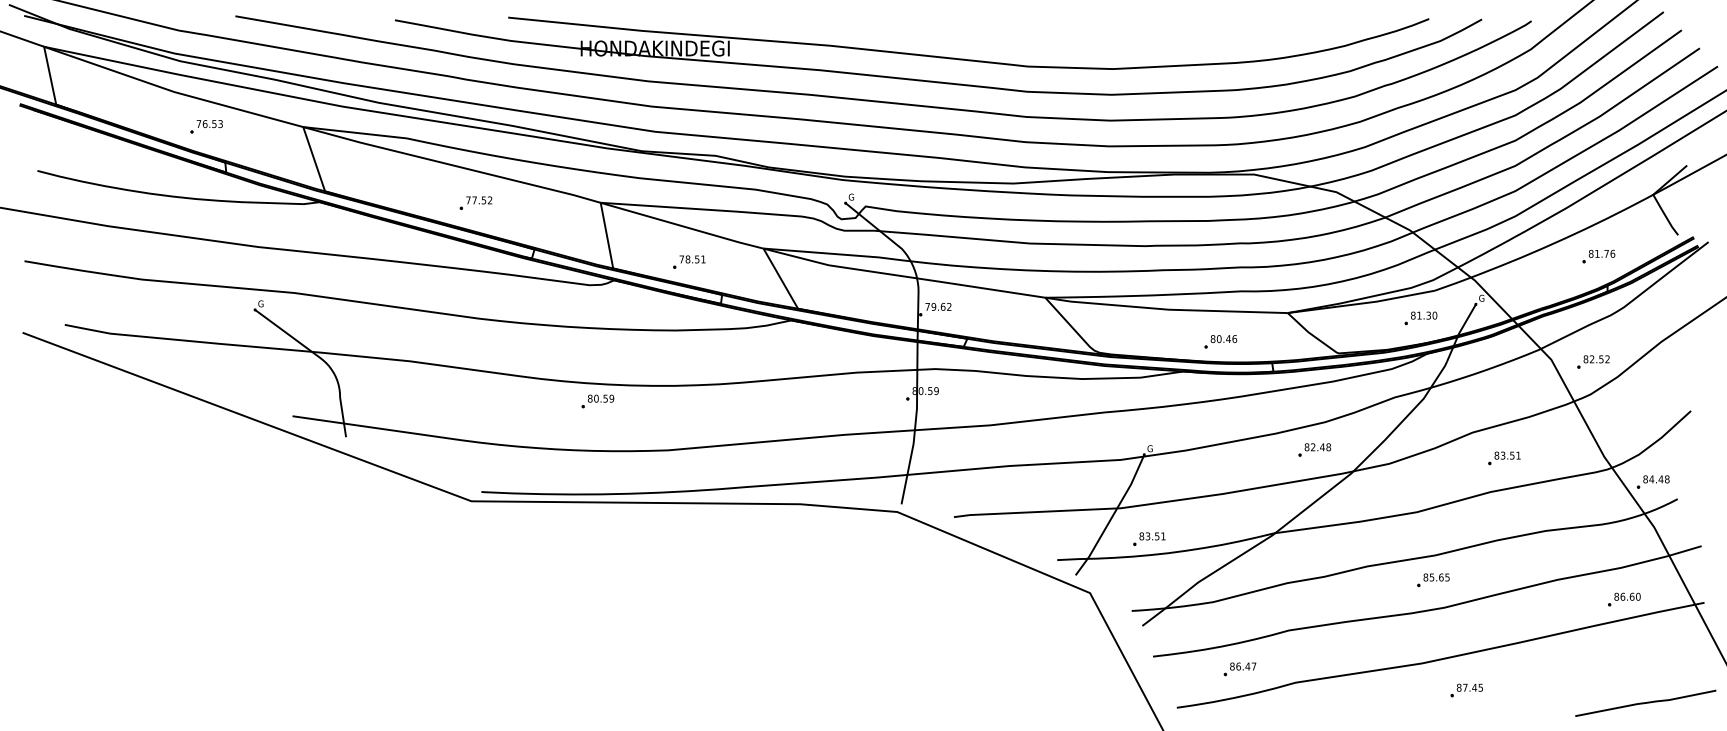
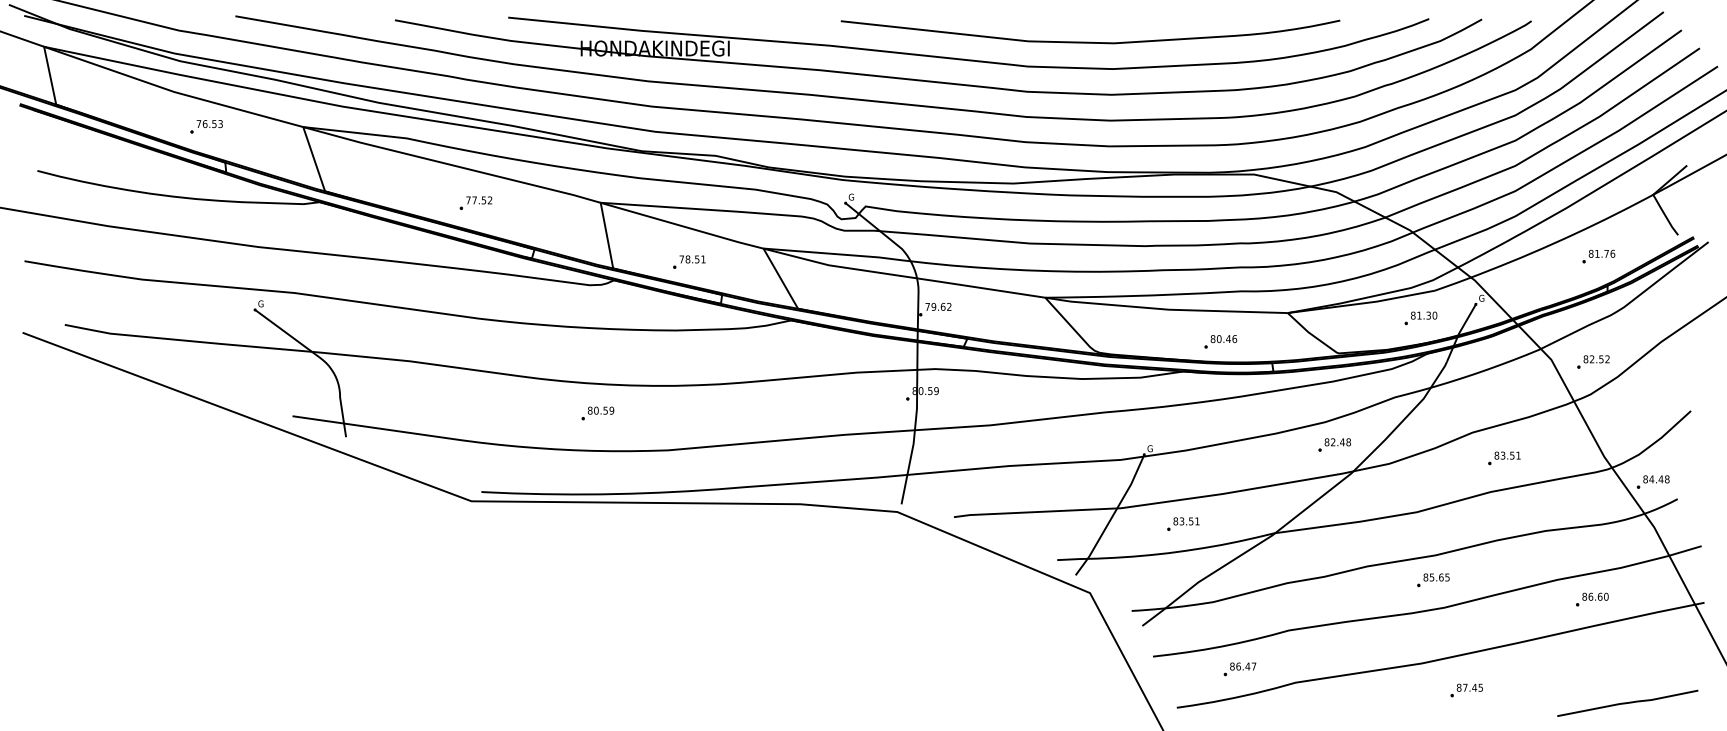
curve: none -> present (1090, 41)
part position: (597, 401) -> (597, 413) (597, 413)
part position: (1314, 449) -> (1334, 444) (1334, 444)
part position: (1149, 538) -> (1183, 523) (1183, 523)
part position: (1624, 599) -> (1592, 599) (1592, 599)
curve position: (1645, 702) -> (1627, 702) (1627, 702)
